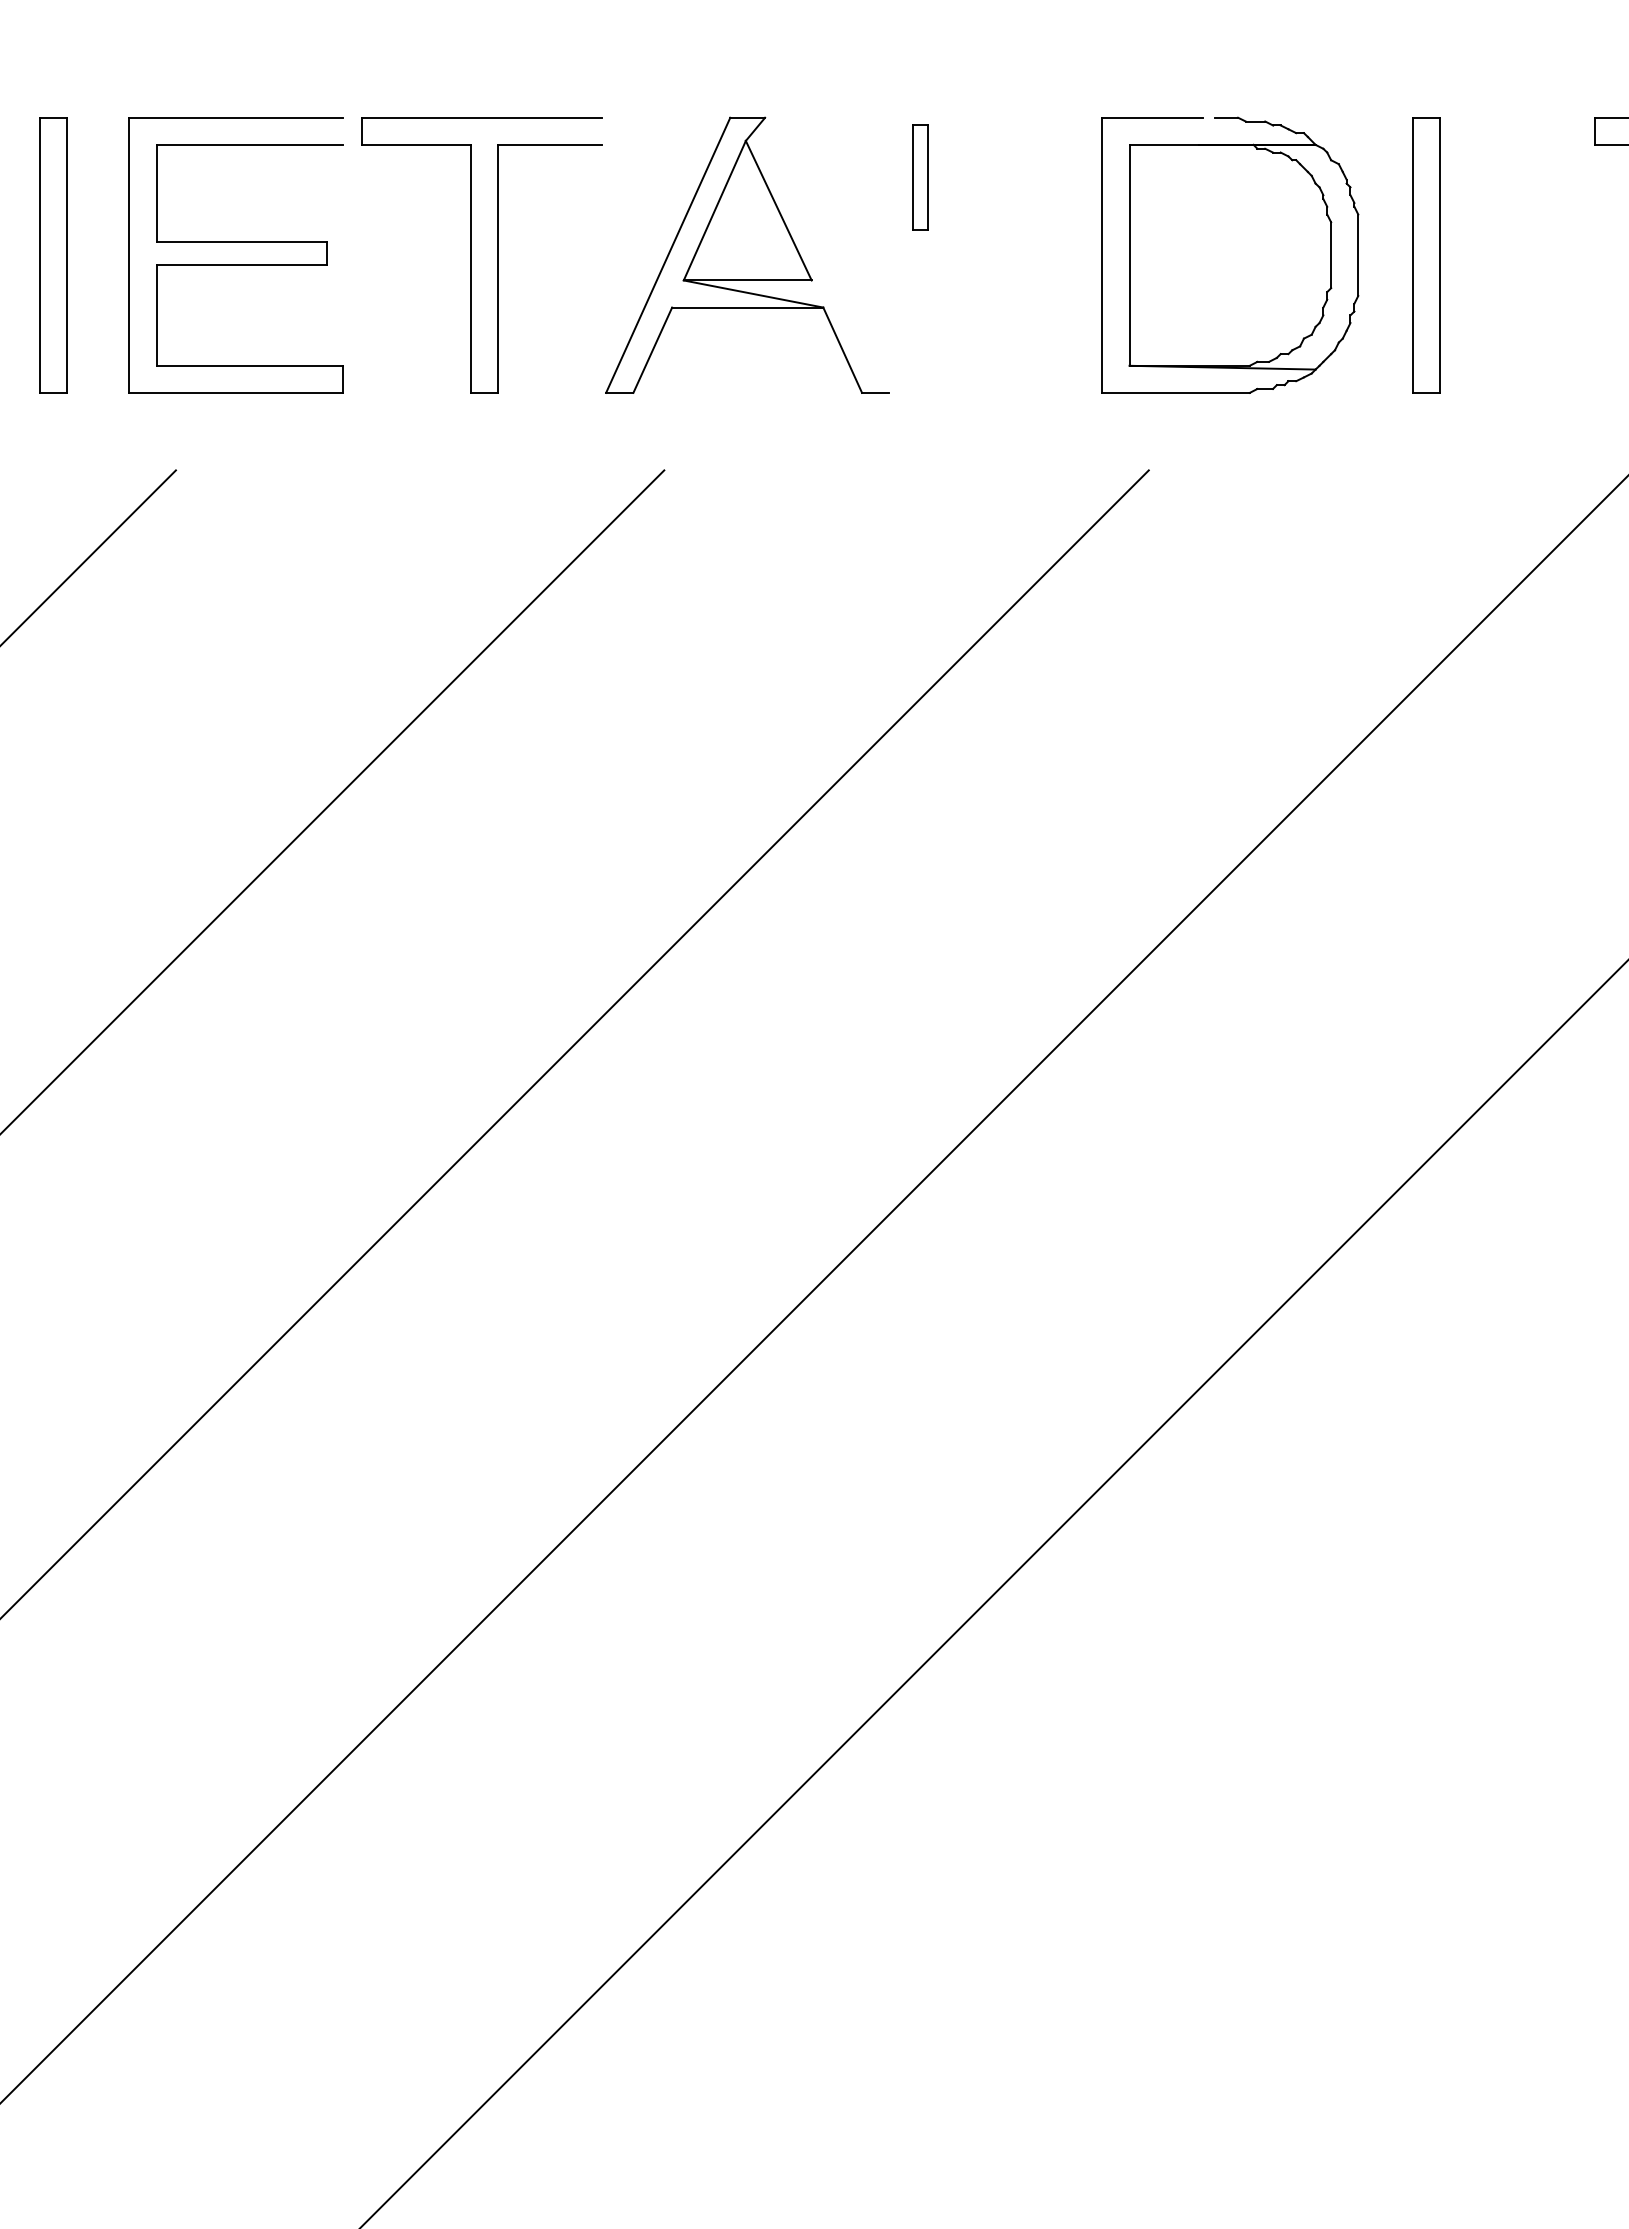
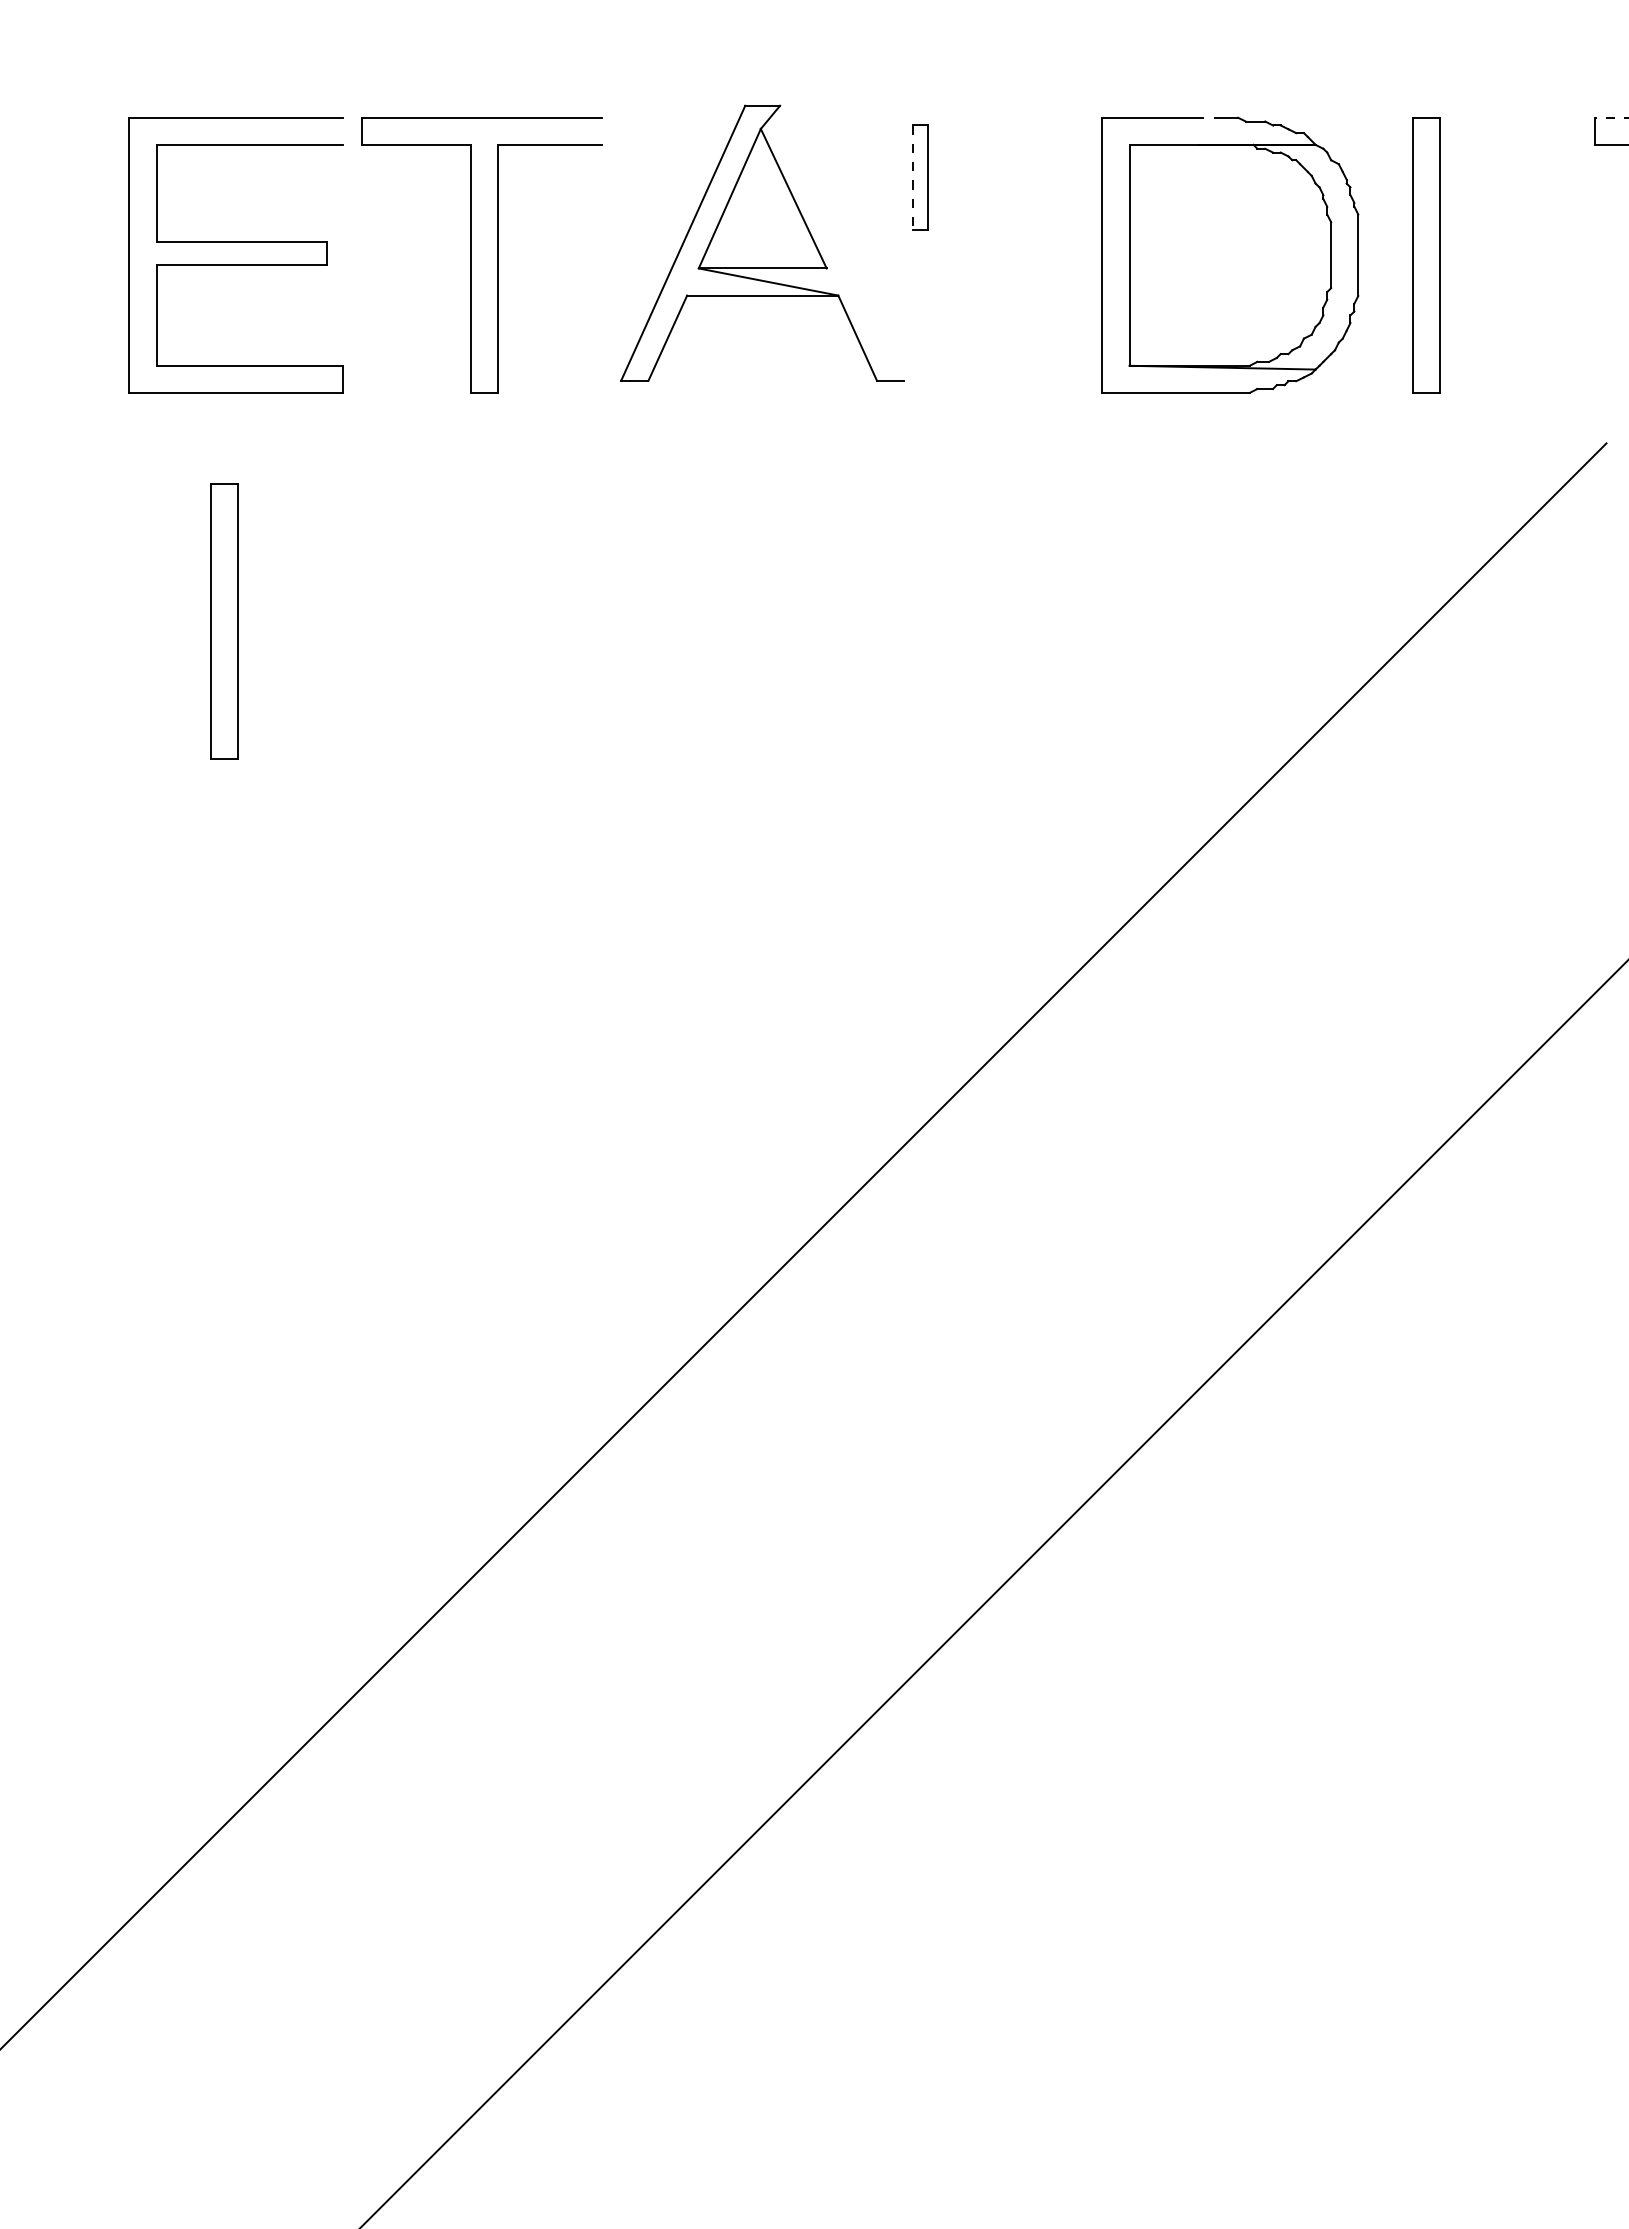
line: solid -> dashed (1611, 117)
line: solid -> dashed (912, 178)
part position: (747, 254) -> (762, 242) (762, 242)
part position: (53, 255) -> (224, 621) (224, 621)
line: present -> none (88, 556)
line: present -> none (333, 801)
line: present -> none (575, 1043)
line position: (813, 1289) -> (804, 1245) (804, 1245)
